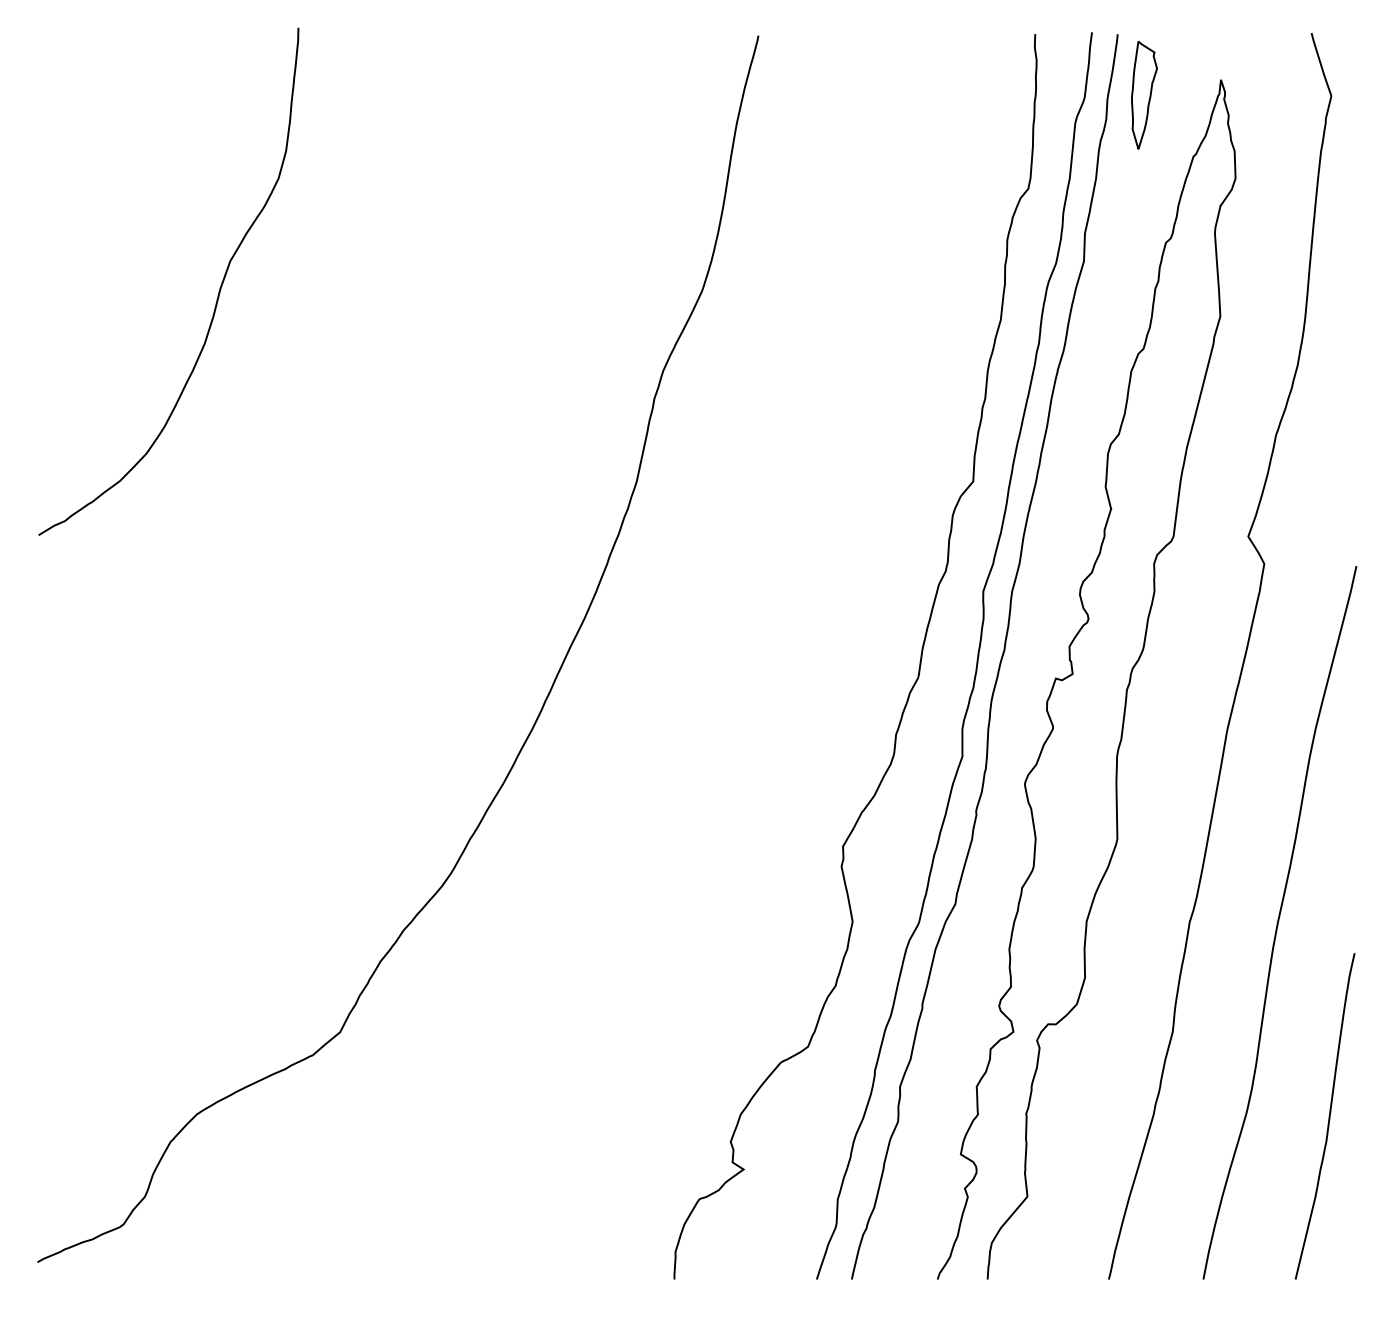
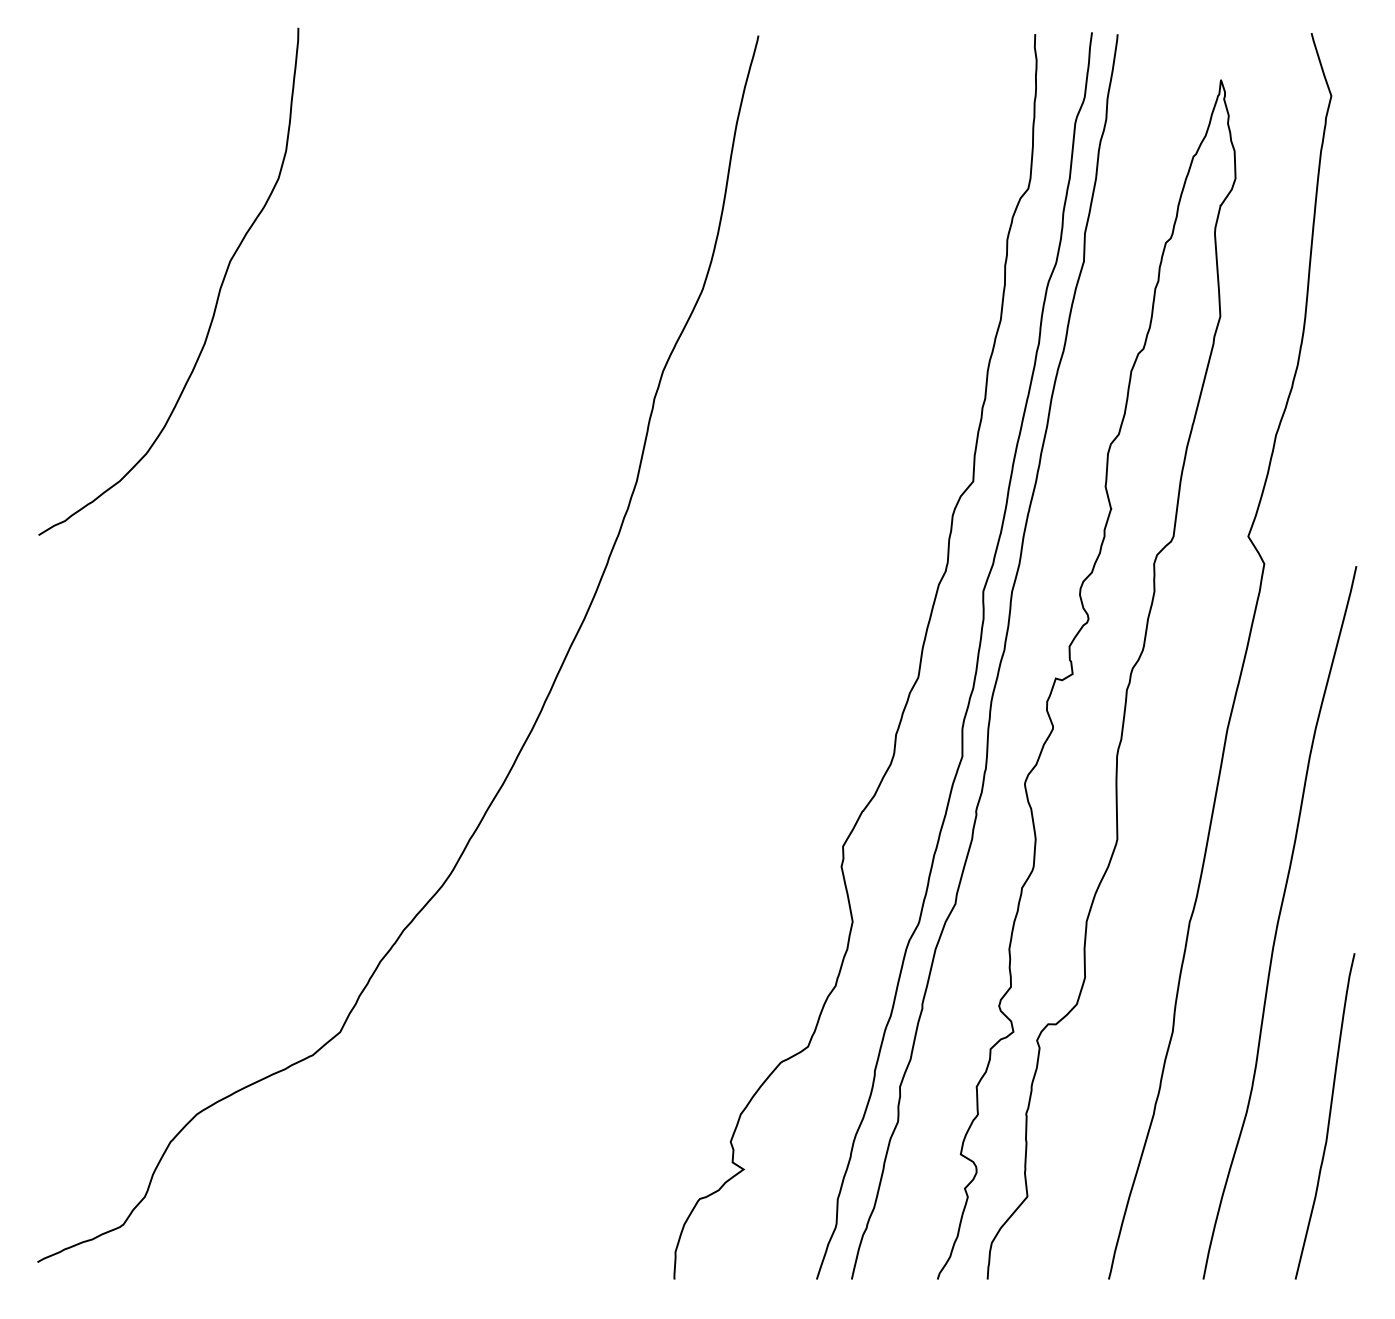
part: present -> none (1144, 95)
